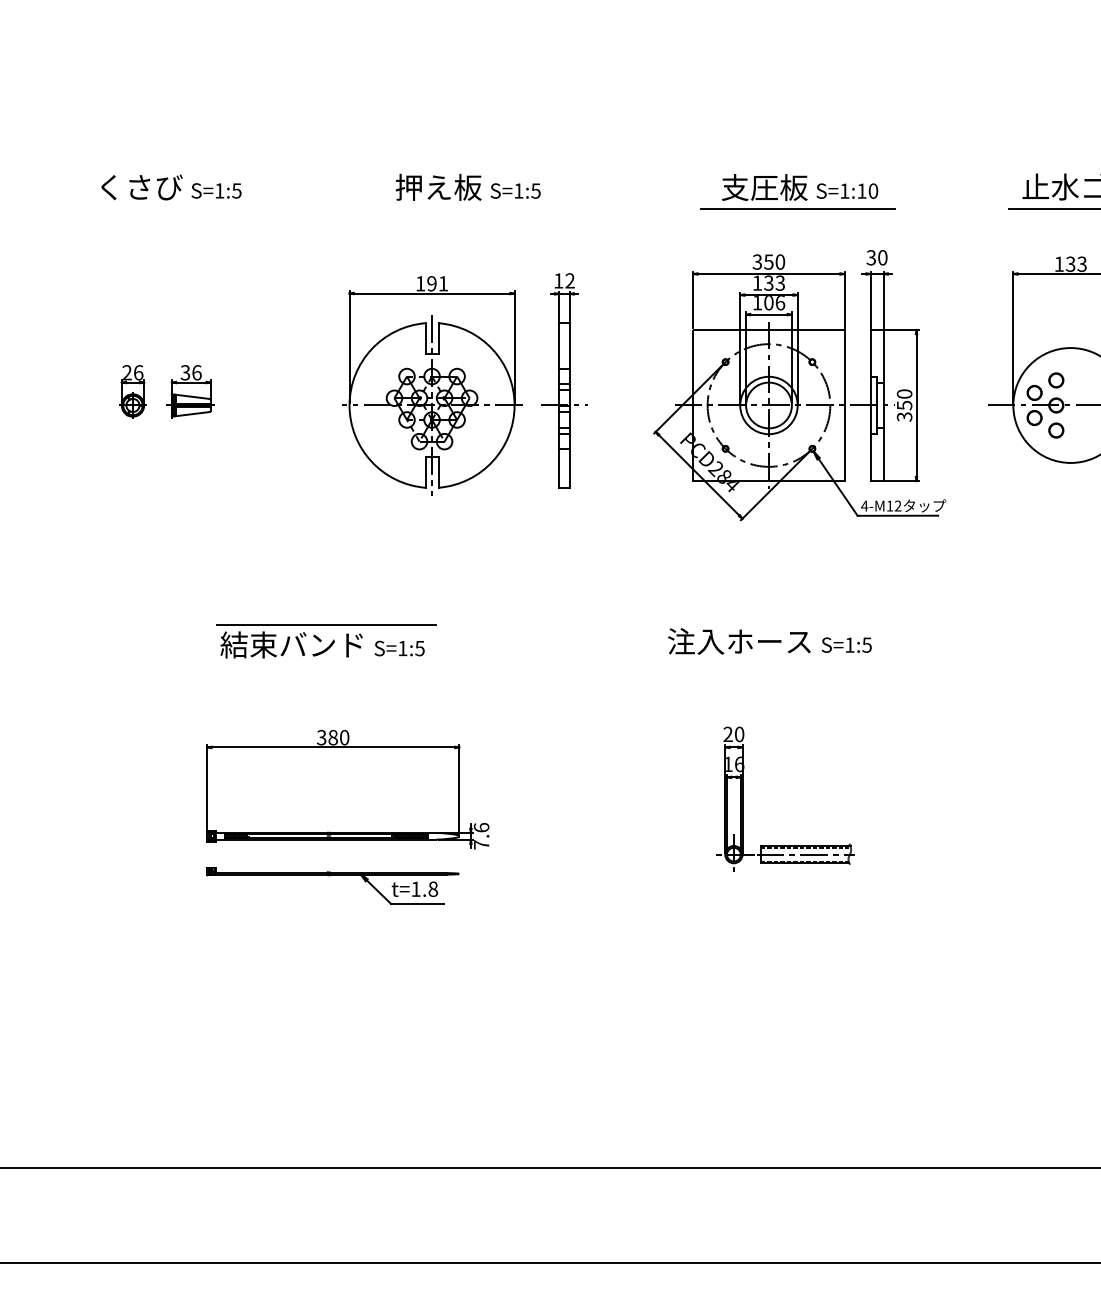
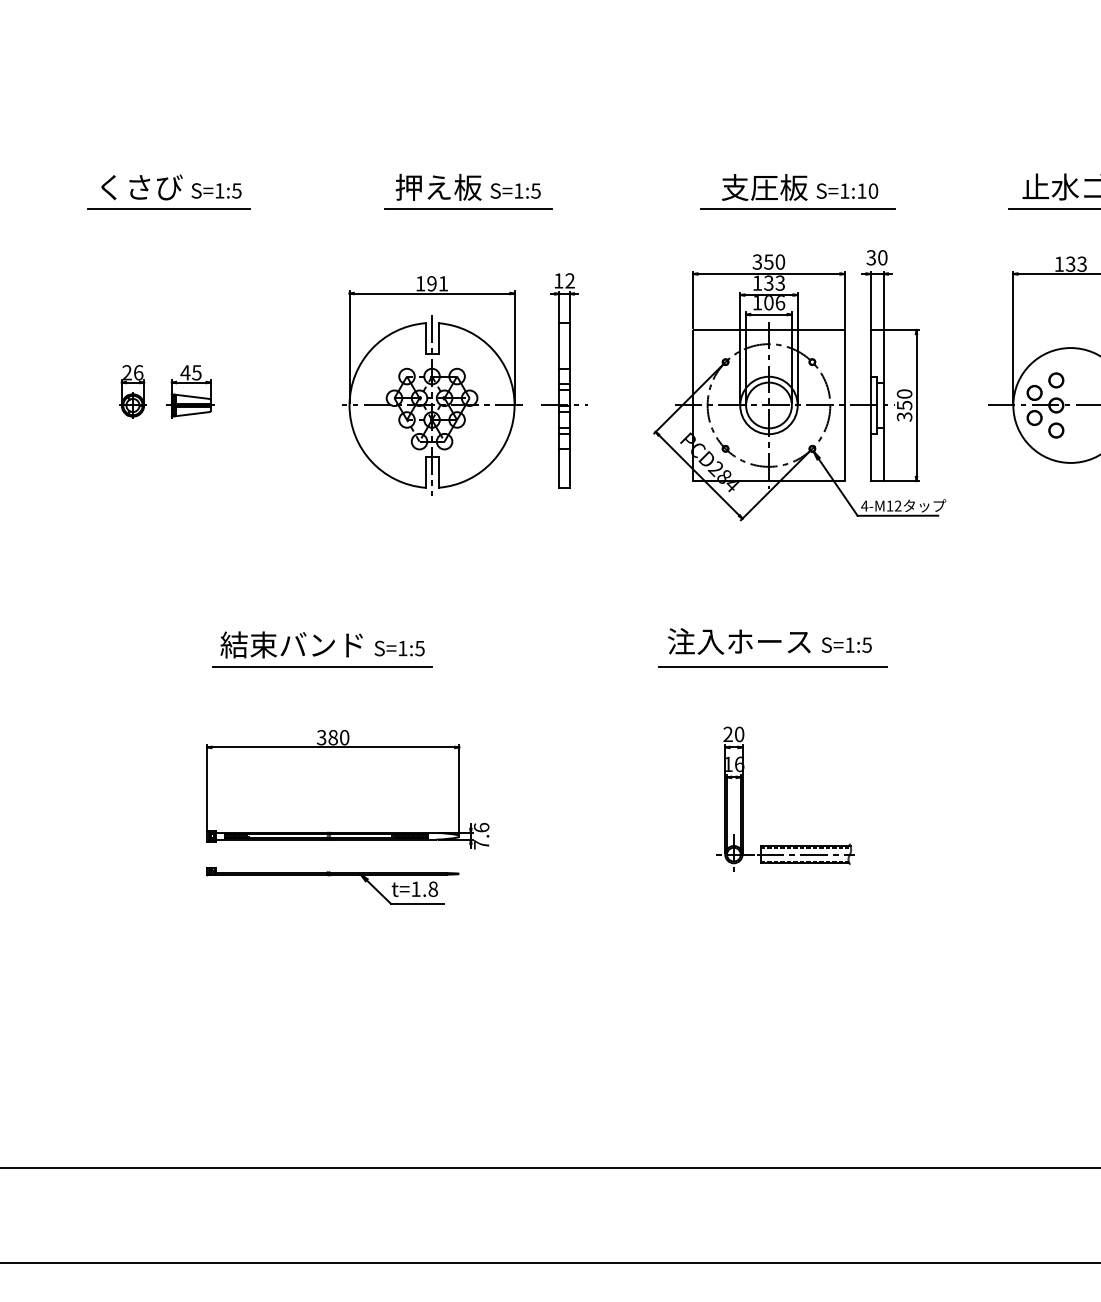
line: none -> present (168, 208)
line: none -> present (467, 209)
text: 36 -> 45 (190, 372)
line position: (326, 624) -> (322, 666) (322, 666)
line: none -> present (772, 666)
